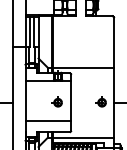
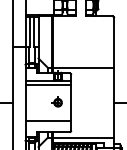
line: none -> present (48, 84)
part: present -> none (100, 101)
